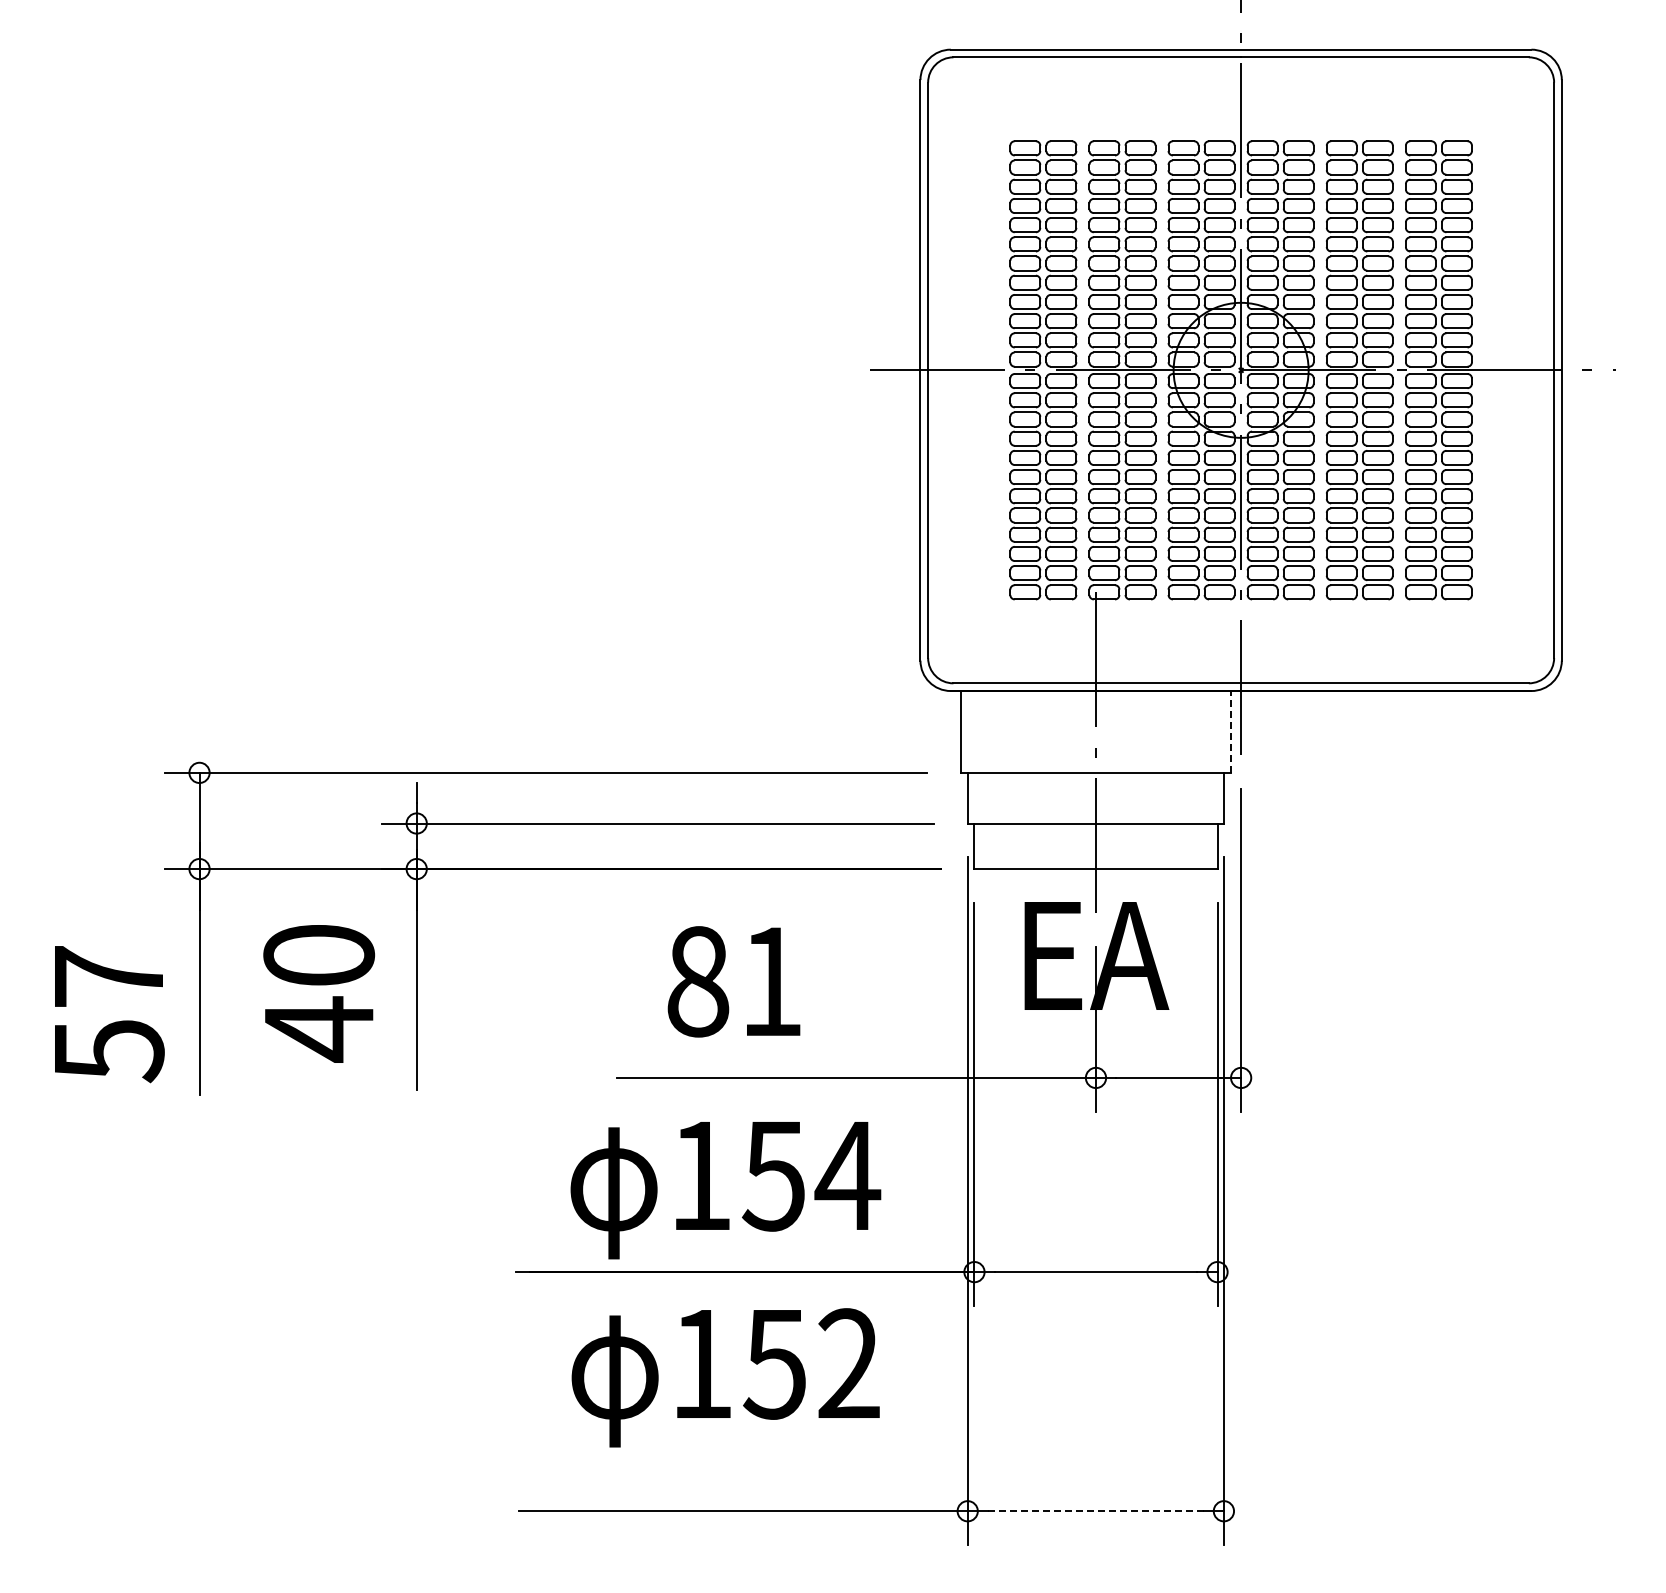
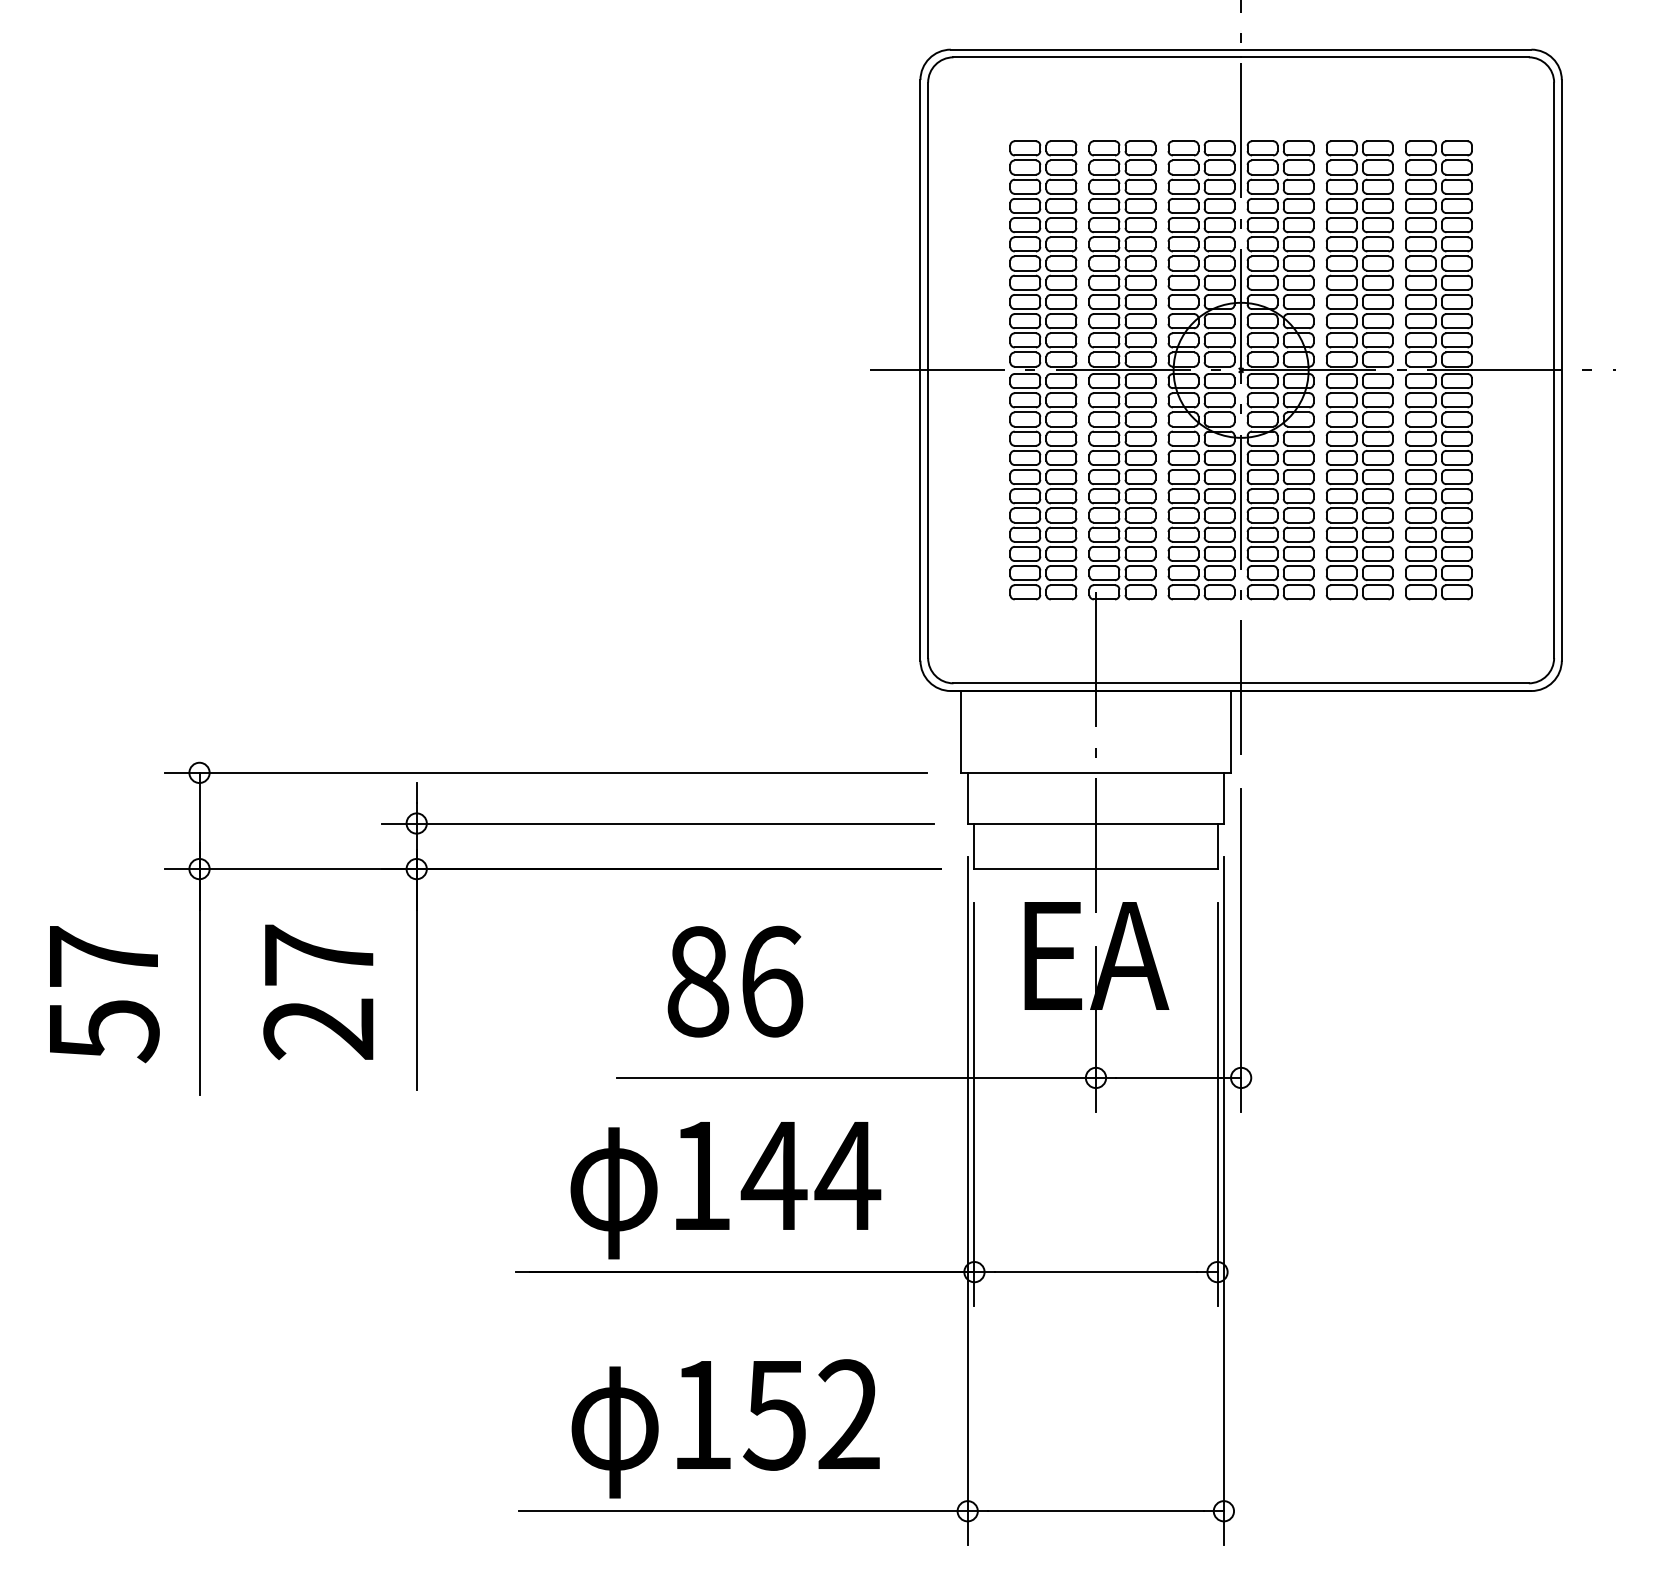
line: dashed -> solid (1231, 731)
text: 81 -> 86 (772, 981)
text: 40 -> 27 (319, 993)
text position: (109, 1014) -> (104, 994) (104, 994)
text: 154 -> 144 (773, 1176)
text position: (725, 1377) -> (725, 1428) (725, 1428)
line: dashed -> solid (1095, 1511)
